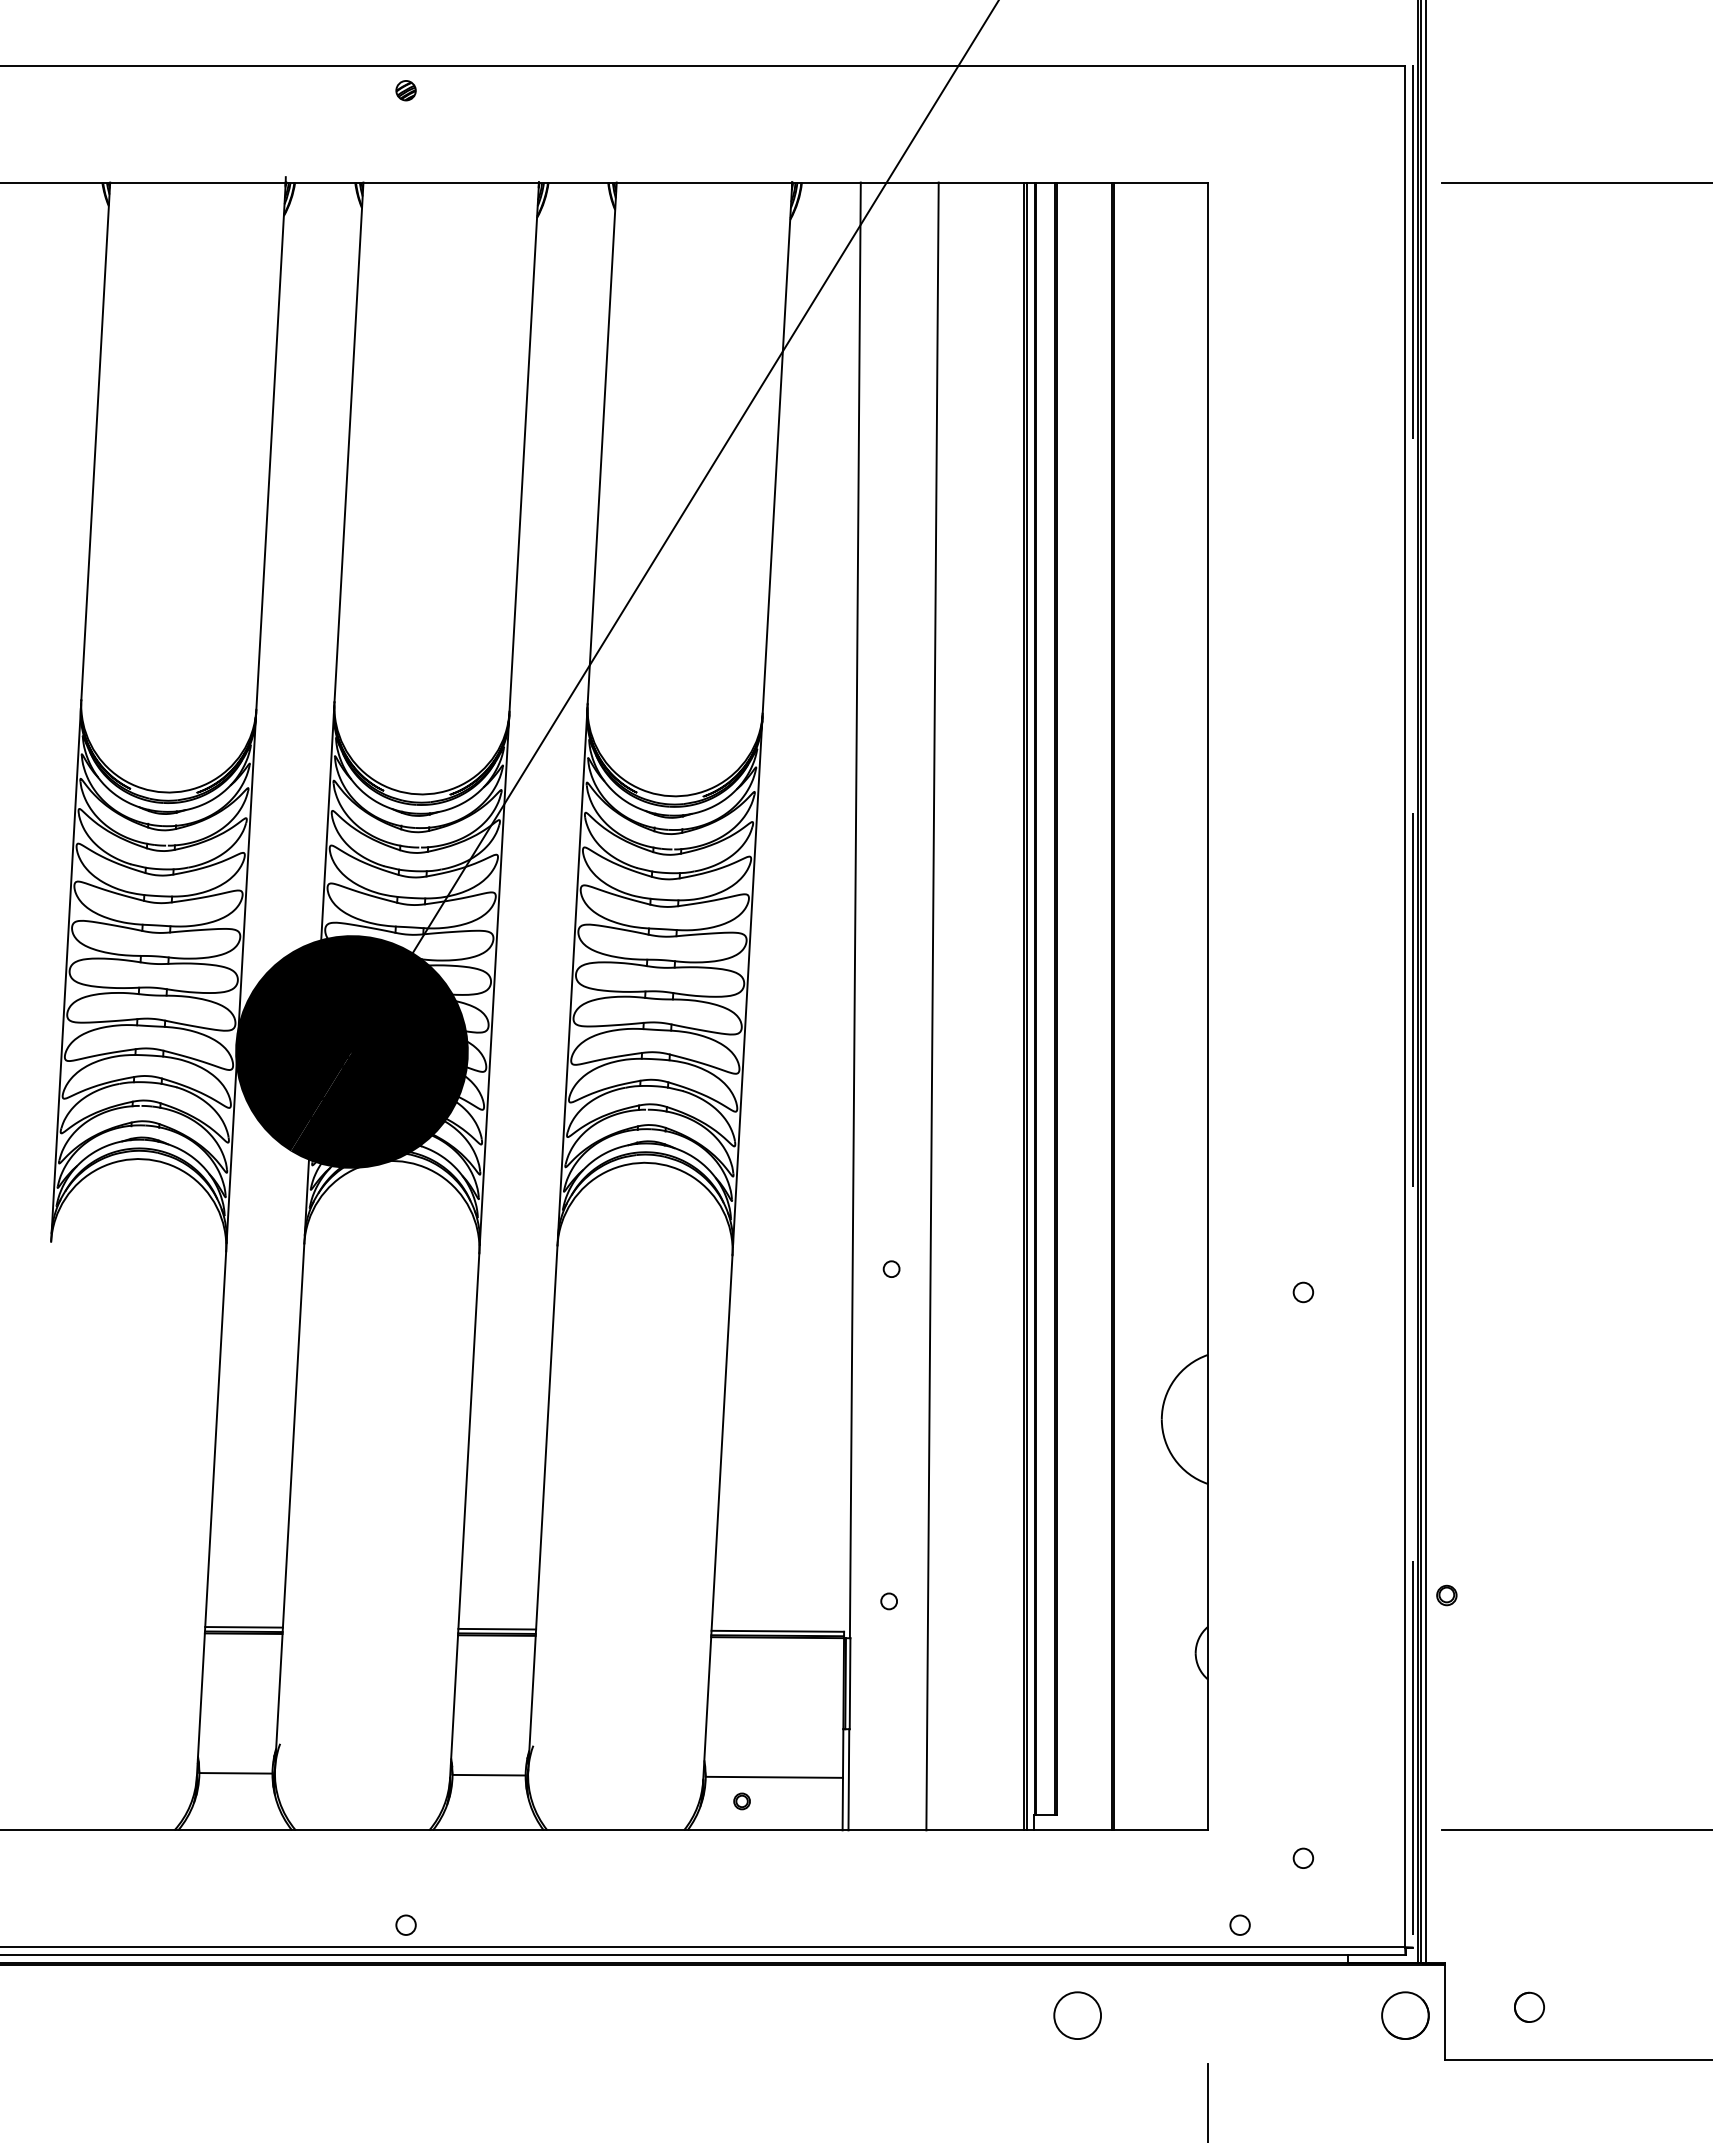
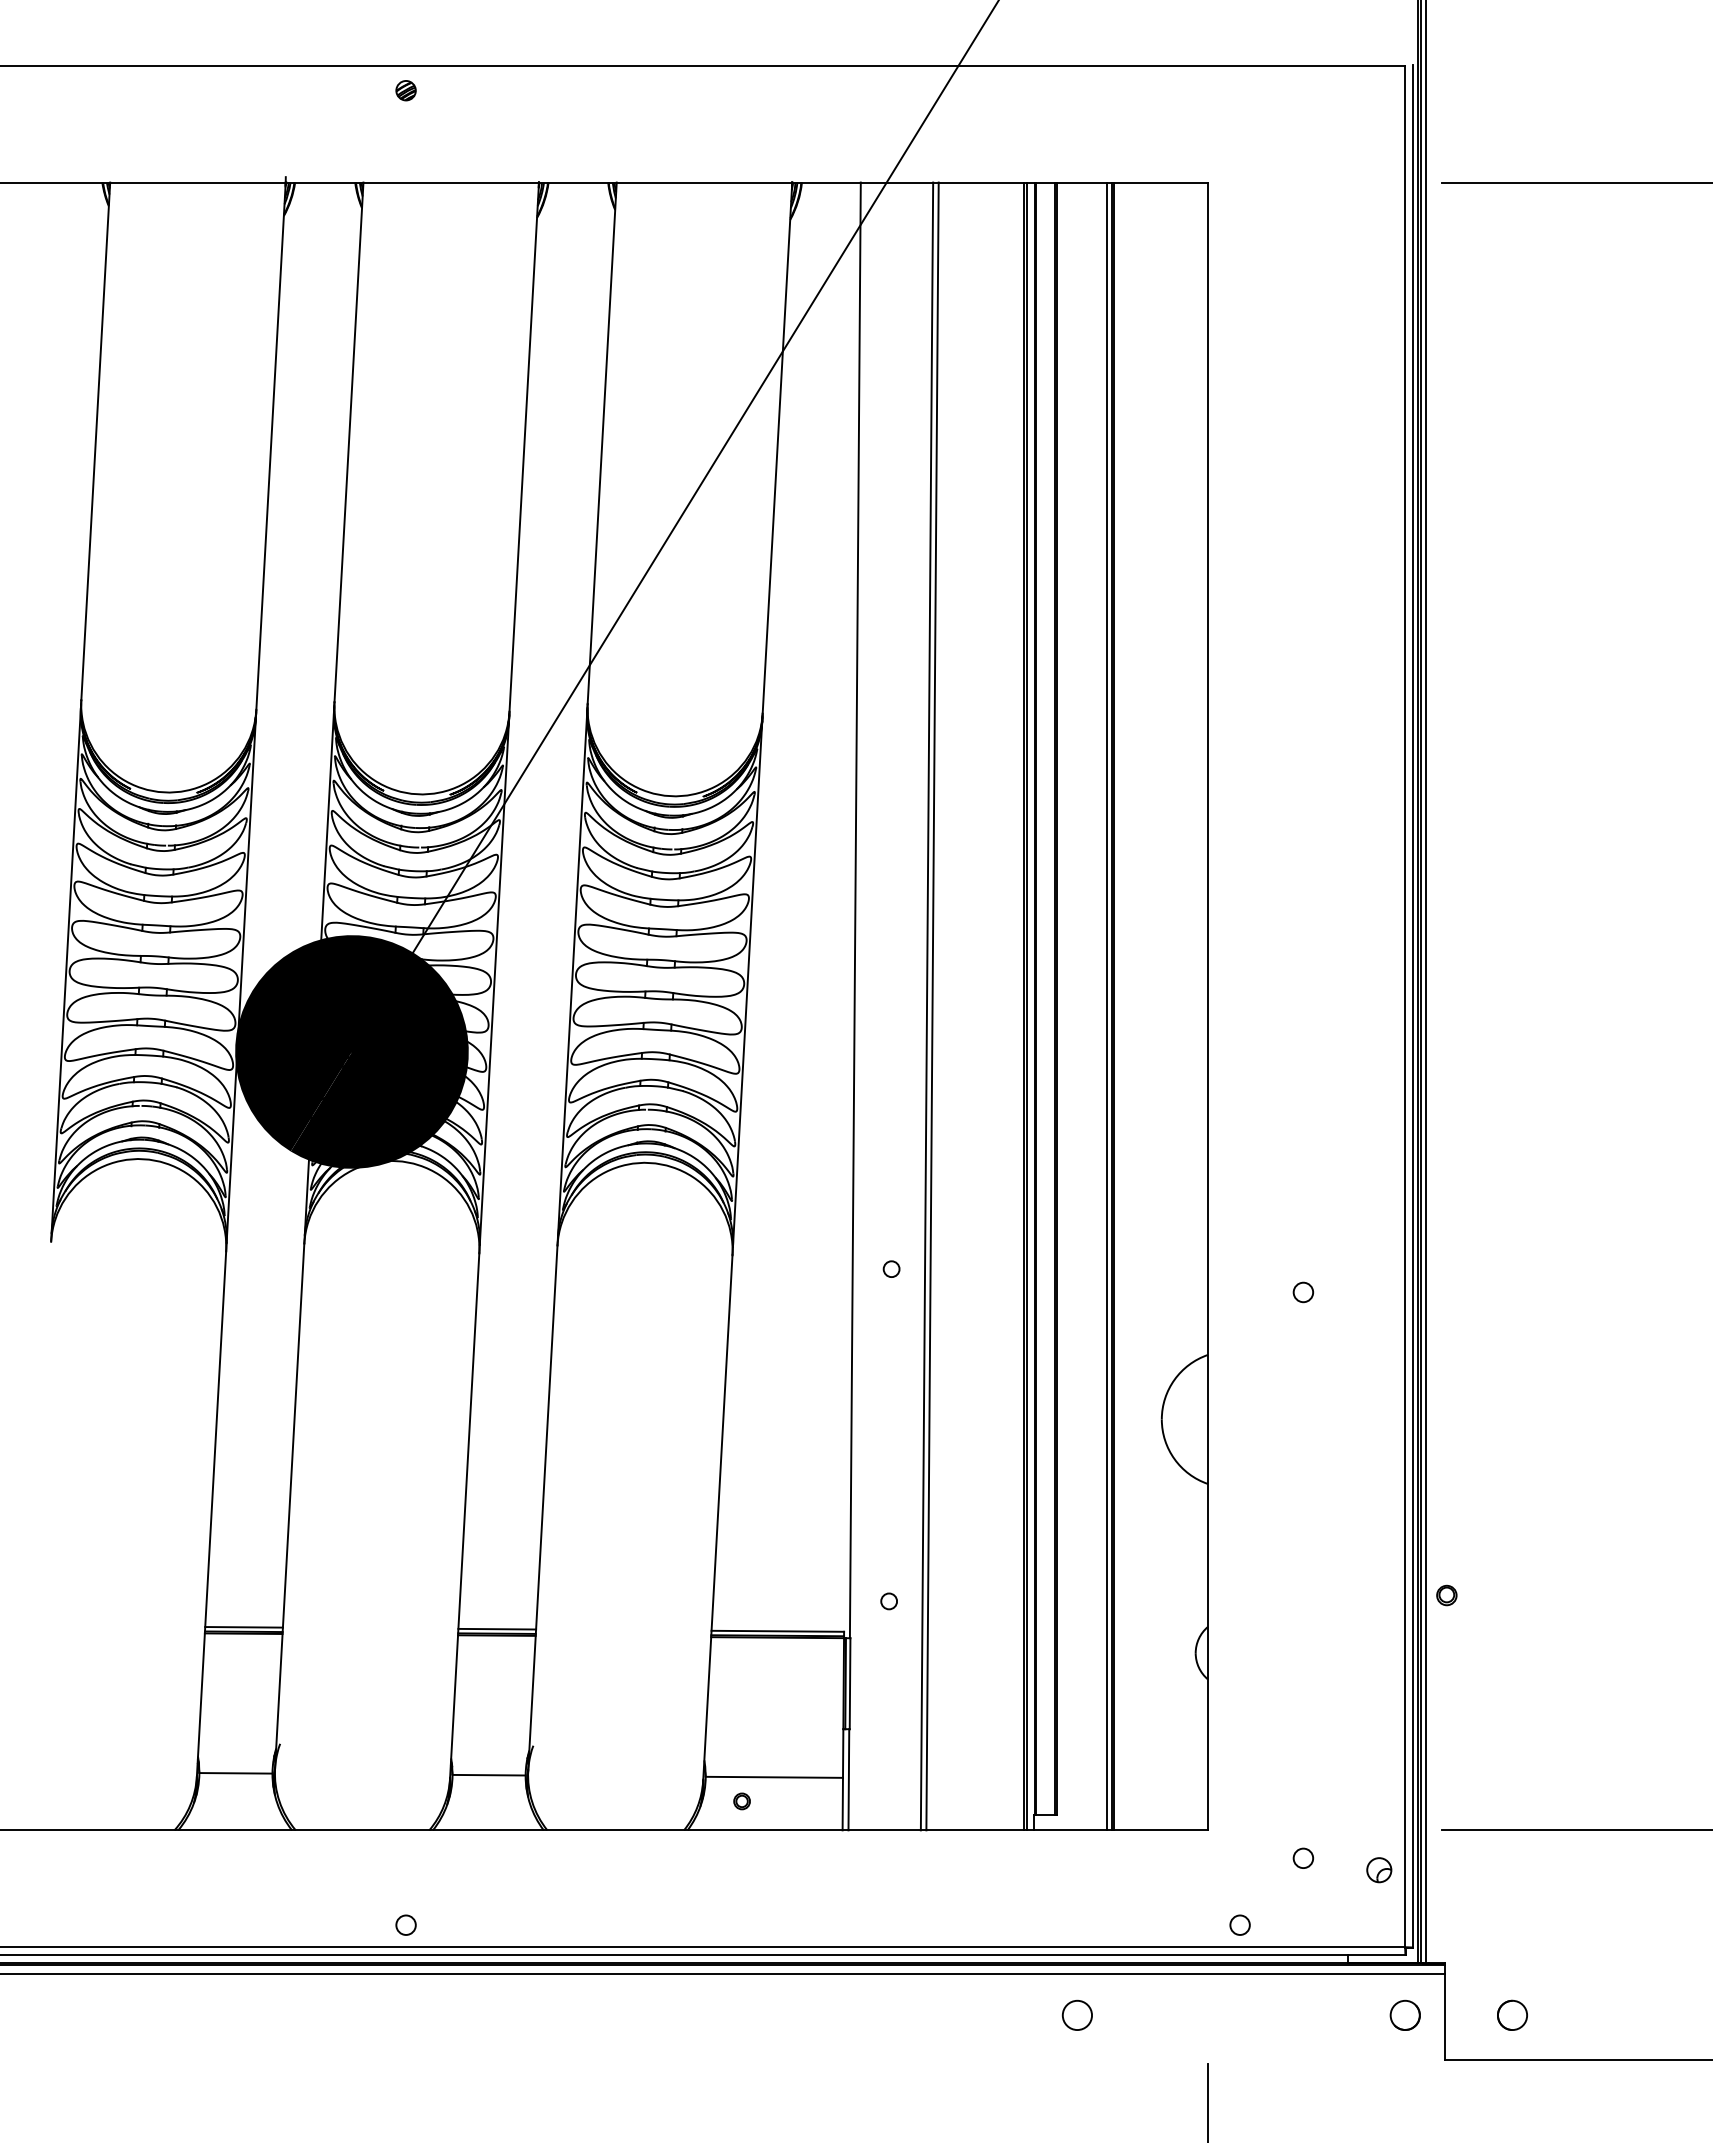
line: none -> present (926, 1006)
line: none -> present (1106, 1006)
line: dashed -> solid (1413, 1006)
part: none -> present (1379, 1870)
line: none -> present (723, 1973)
circle position: (1529, 2006) -> (1512, 2014) (1512, 2014)
circle size: 49x49 px -> 32x32 px (1076, 2014)
circle size: 49x49 px -> 32x32 px (1404, 2014)
